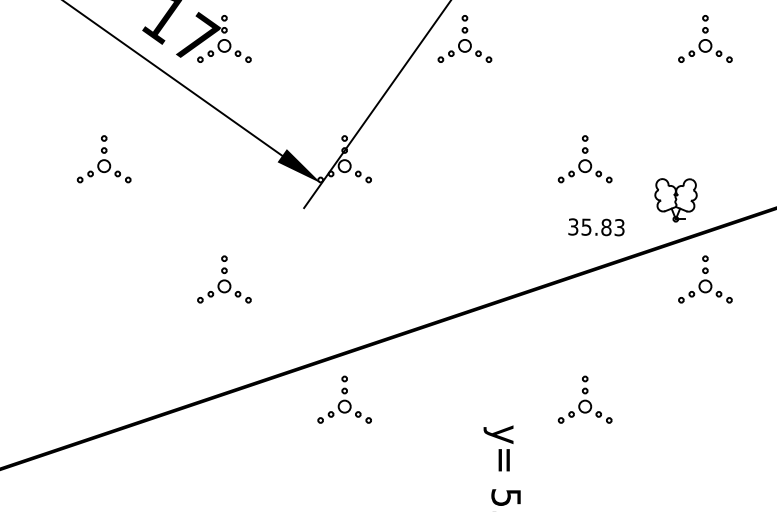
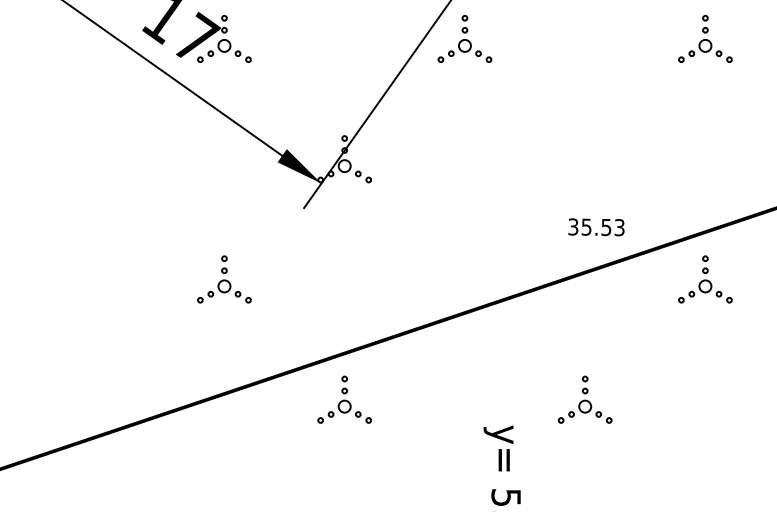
part: present -> none (103, 159)
part: present -> none (584, 159)
part: present -> none (675, 200)
text: 35.83 -> 35.53 (606, 227)
